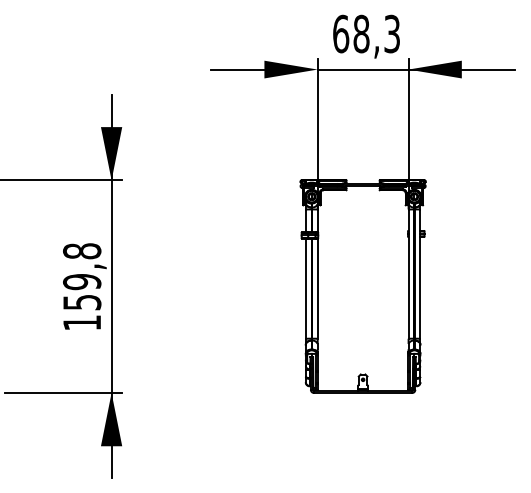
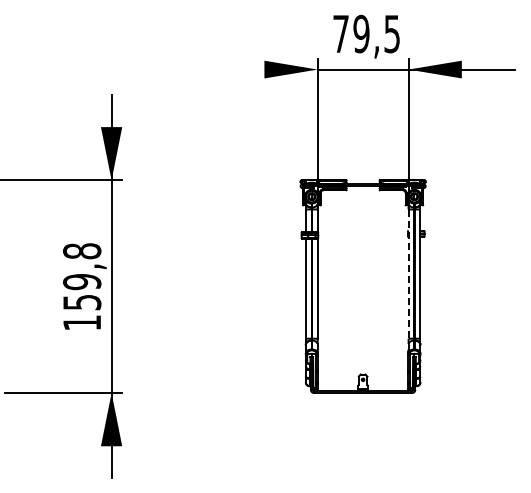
text: 68,3 -> 79,5 (366, 33)
line: present -> none (237, 69)
line: solid -> dashed (408, 274)
